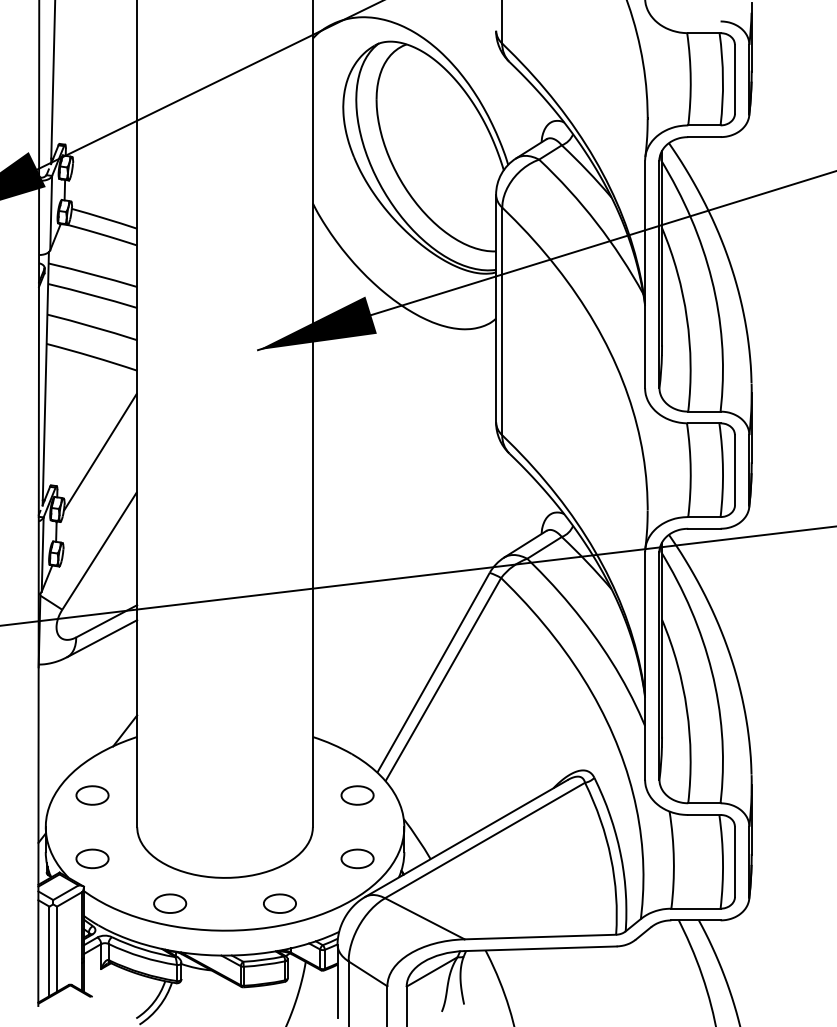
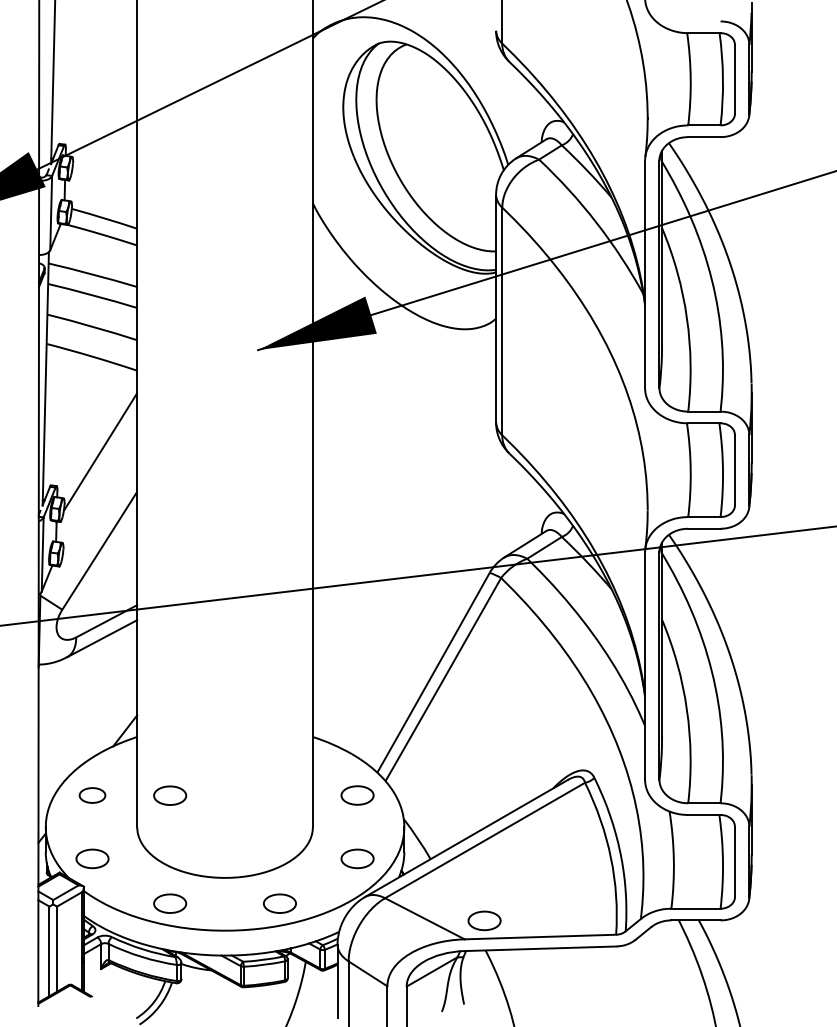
part size: 35x21 px -> 29x17 px (92, 795)
part: none -> present (170, 795)
part: none -> present (484, 920)
